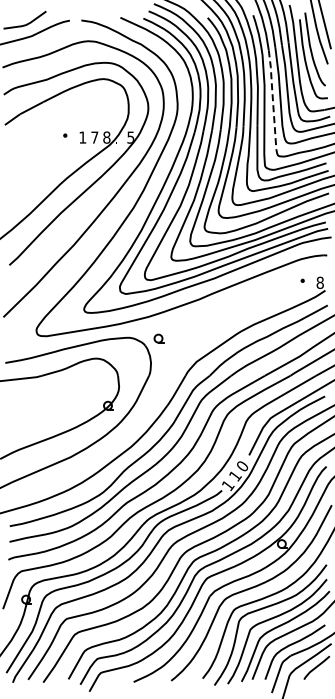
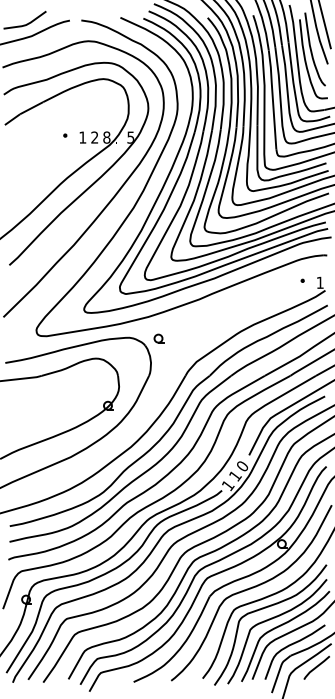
line: dashed -> solid (272, 98)
text: 7 -> 2 (94, 137)
text: 8 -> 1 (319, 282)
